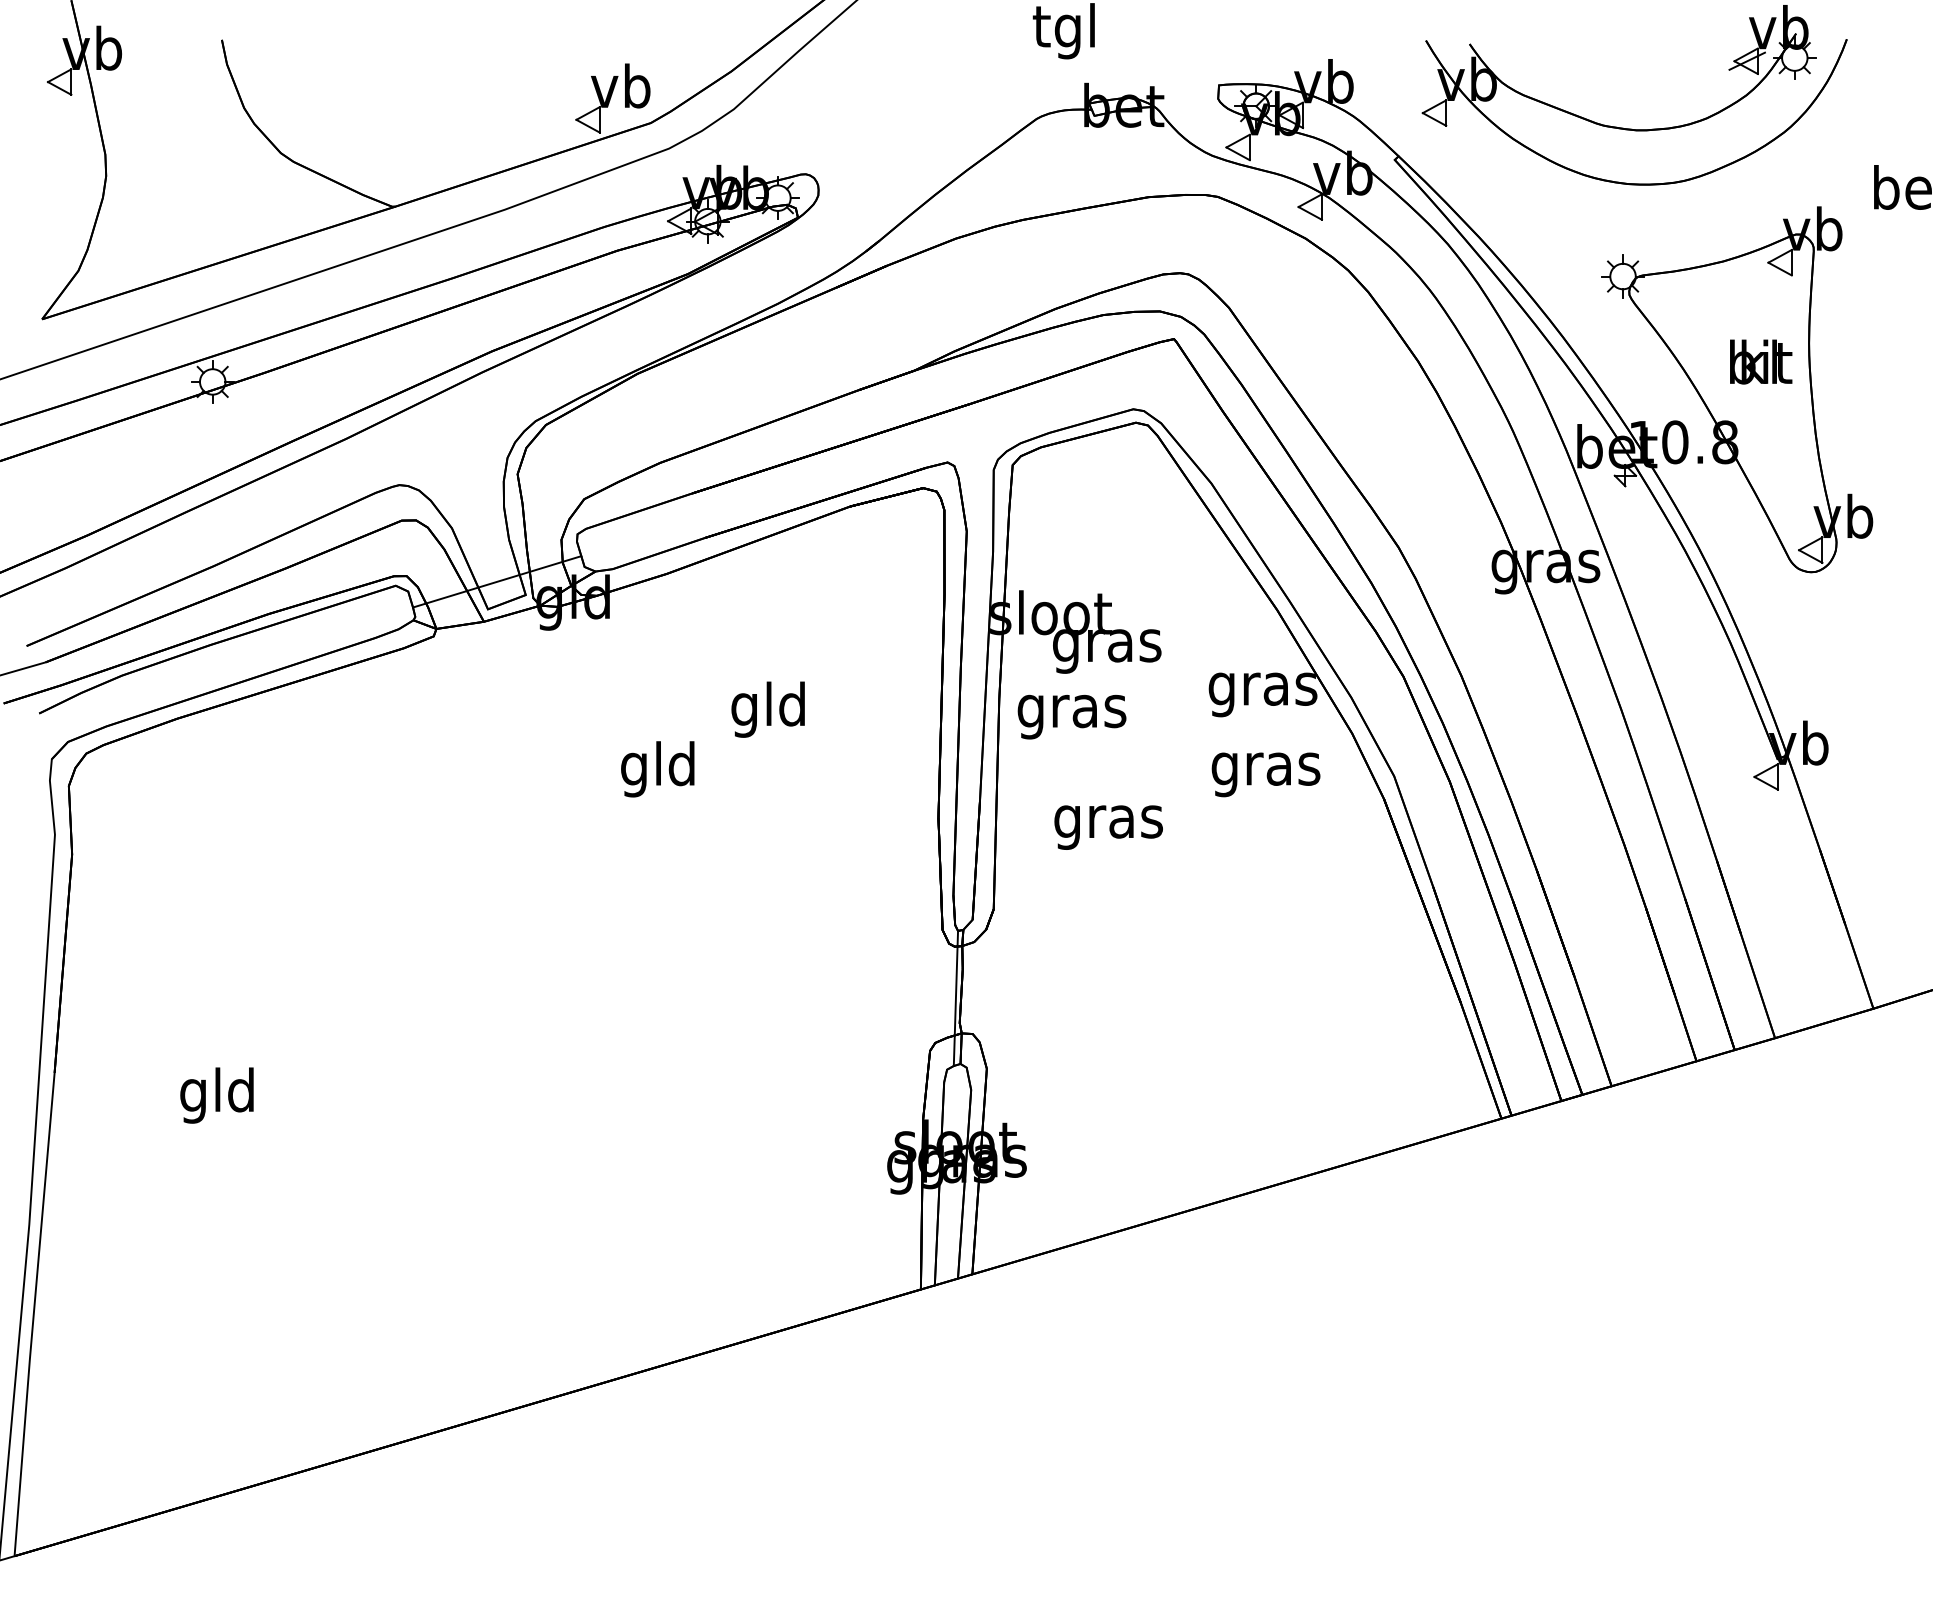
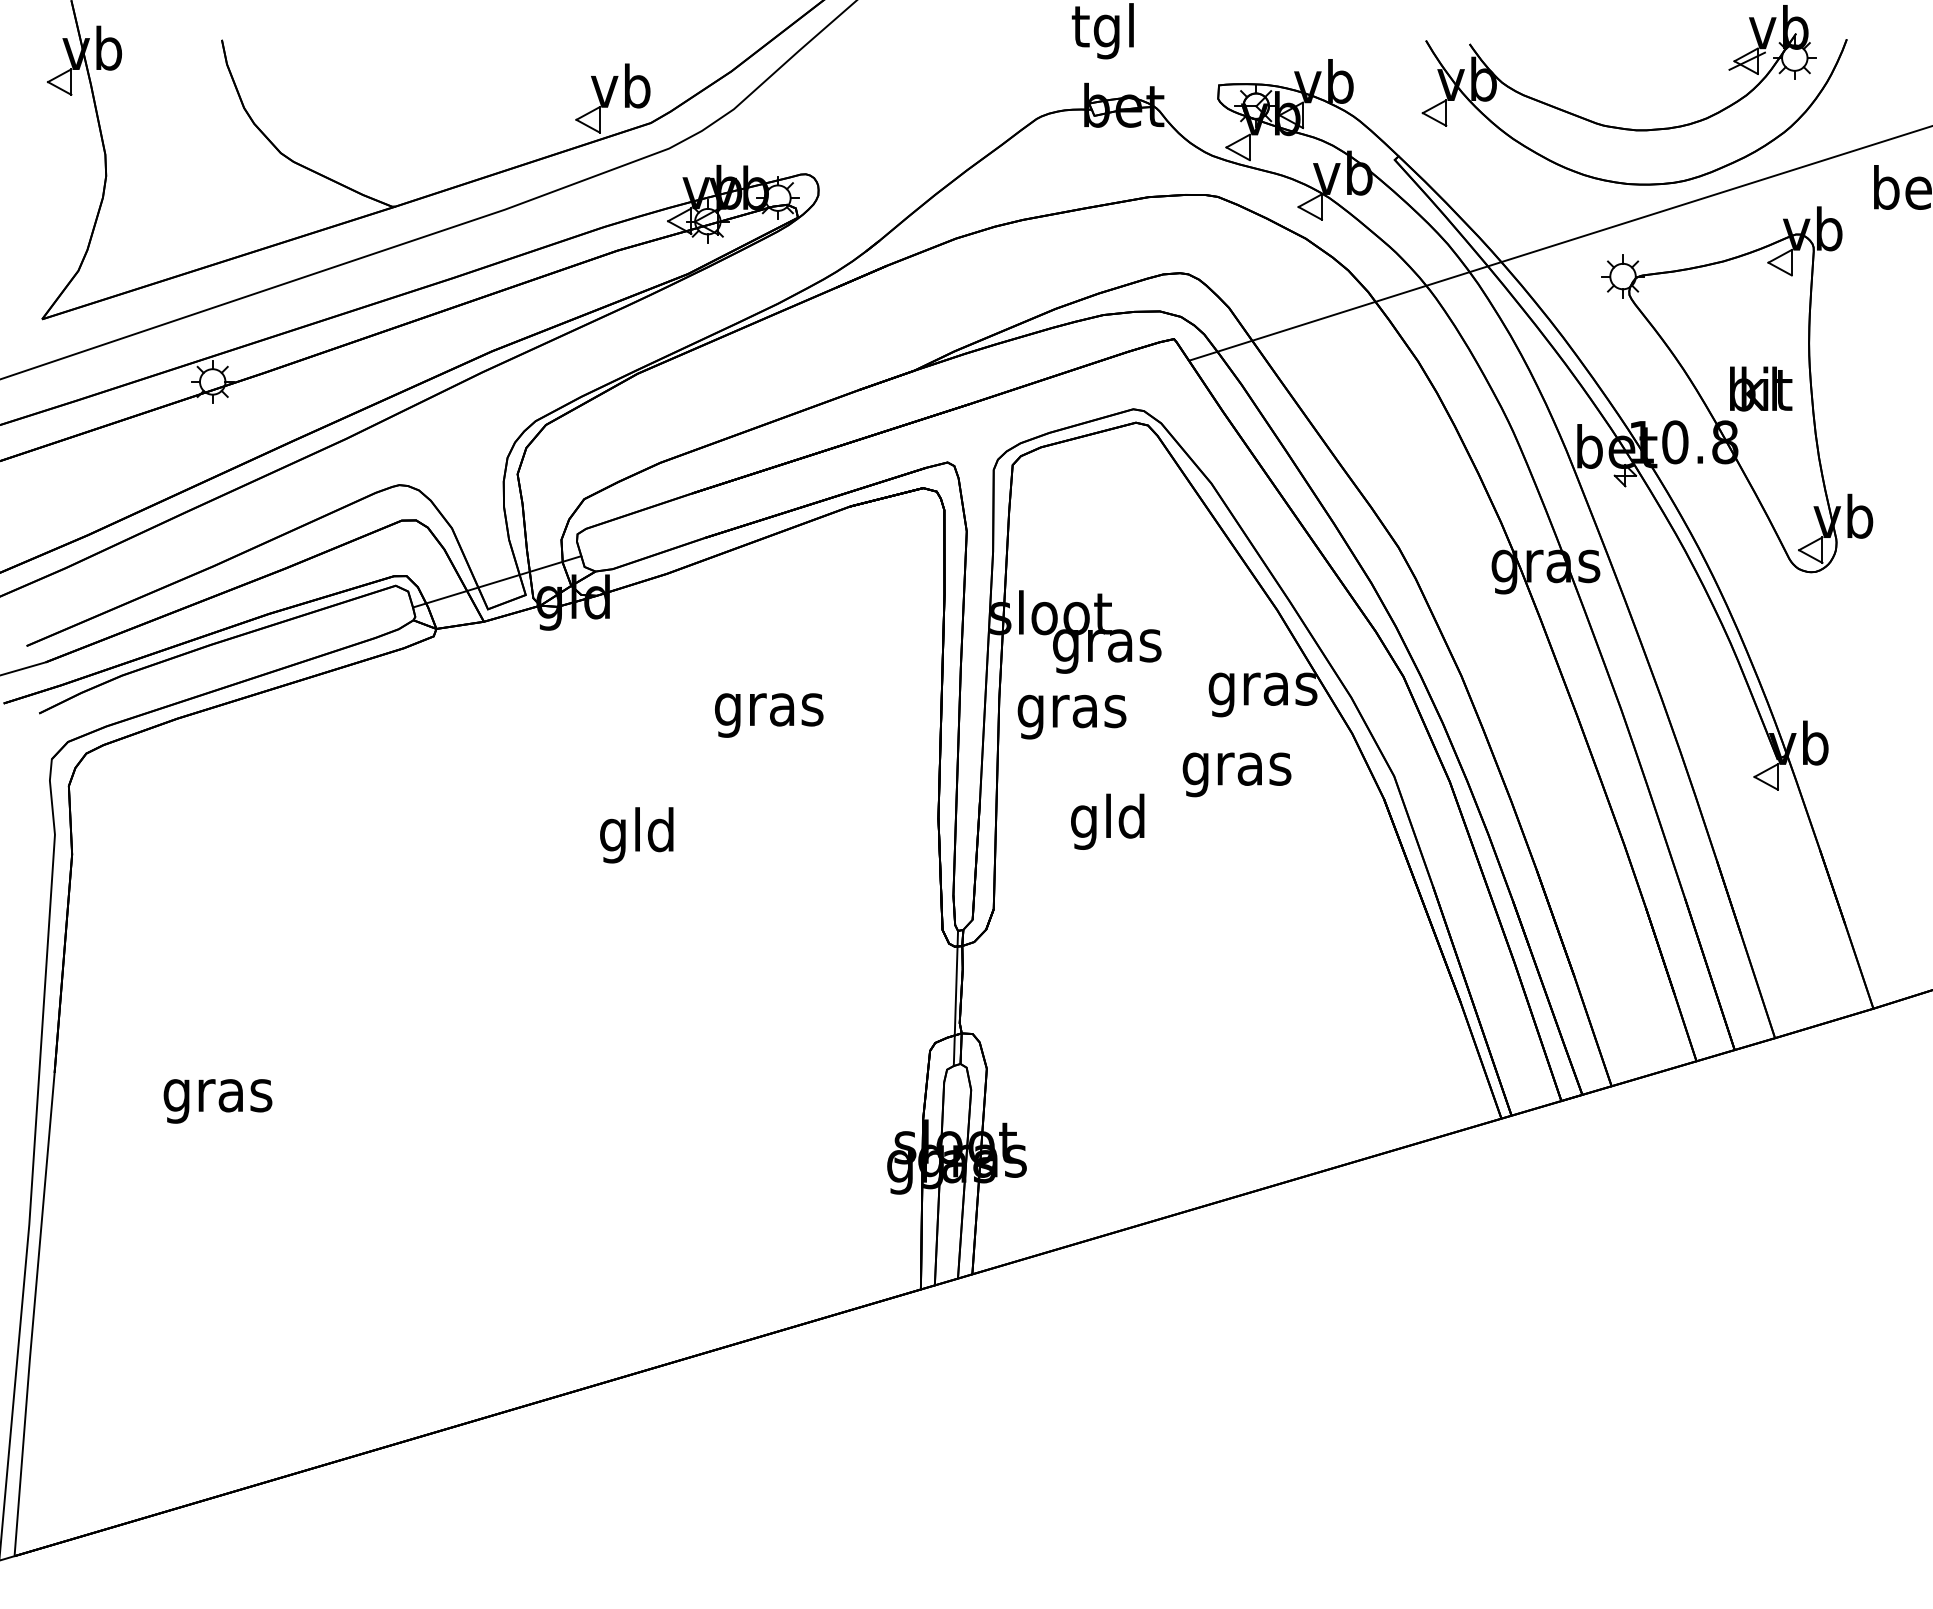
text position: (1063, 31) -> (1102, 31) (1102, 31)
line: none -> present (1559, 243)
text position: (1761, 361) -> (1761, 388) (1761, 388)
text: gld -> gras (768, 709)
text position: (657, 769) -> (636, 835) (636, 835)
text position: (1265, 774) -> (1236, 774) (1236, 774)
text: gras -> gld (1108, 821)
text: gld -> gras (217, 1095)
